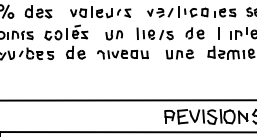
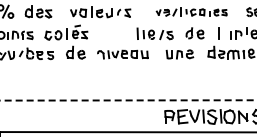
part size: 90x12 px -> 73x10 px (191, 11)
part: present -> none (113, 35)
line: solid -> dashed (128, 100)
